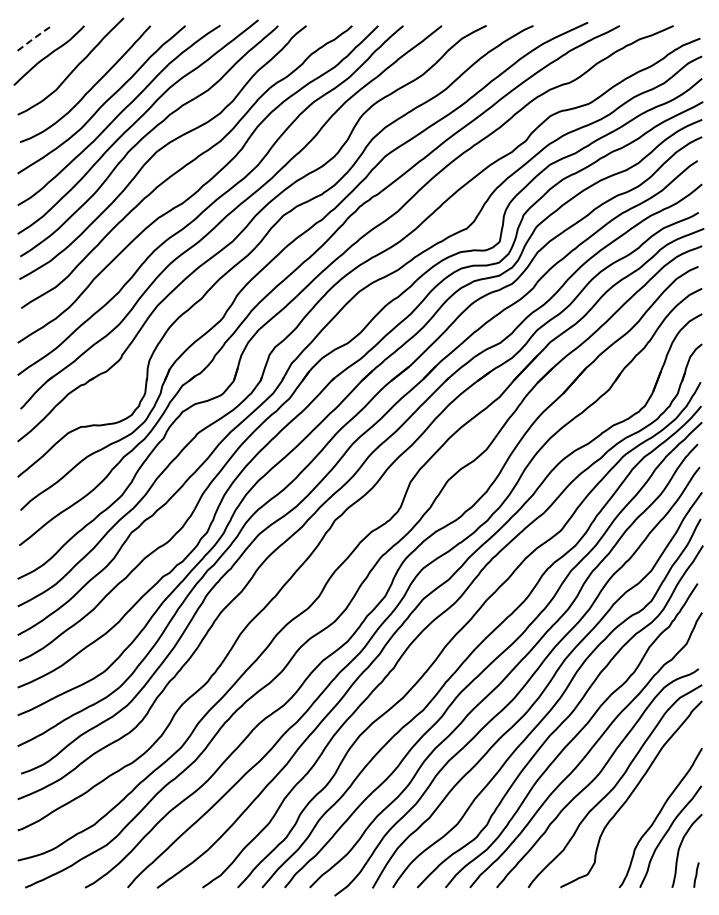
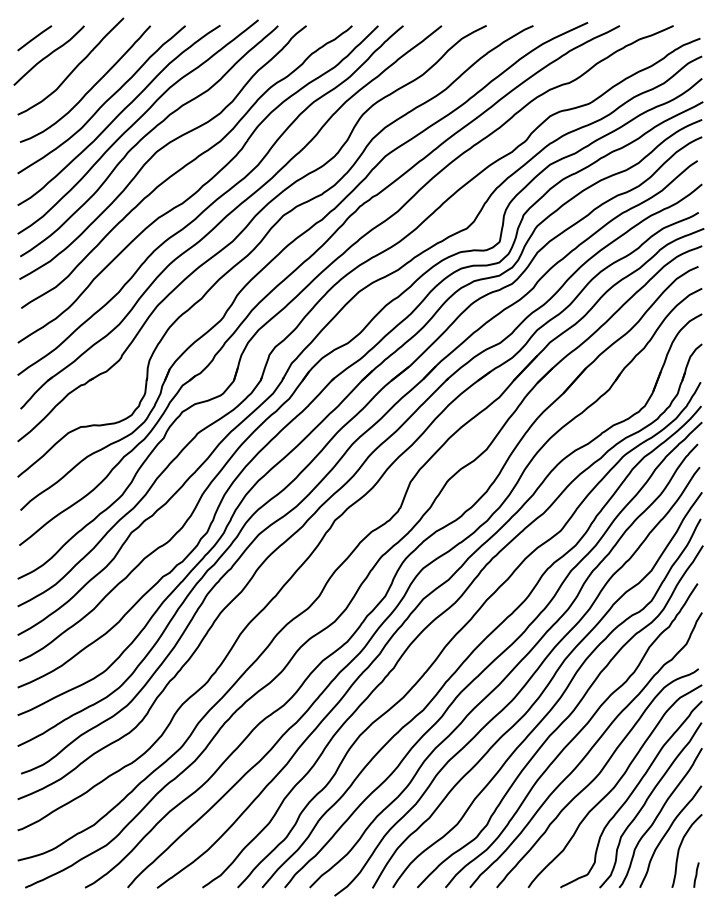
line: dashed -> solid (35, 37)
curve: none -> present (647, 801)
